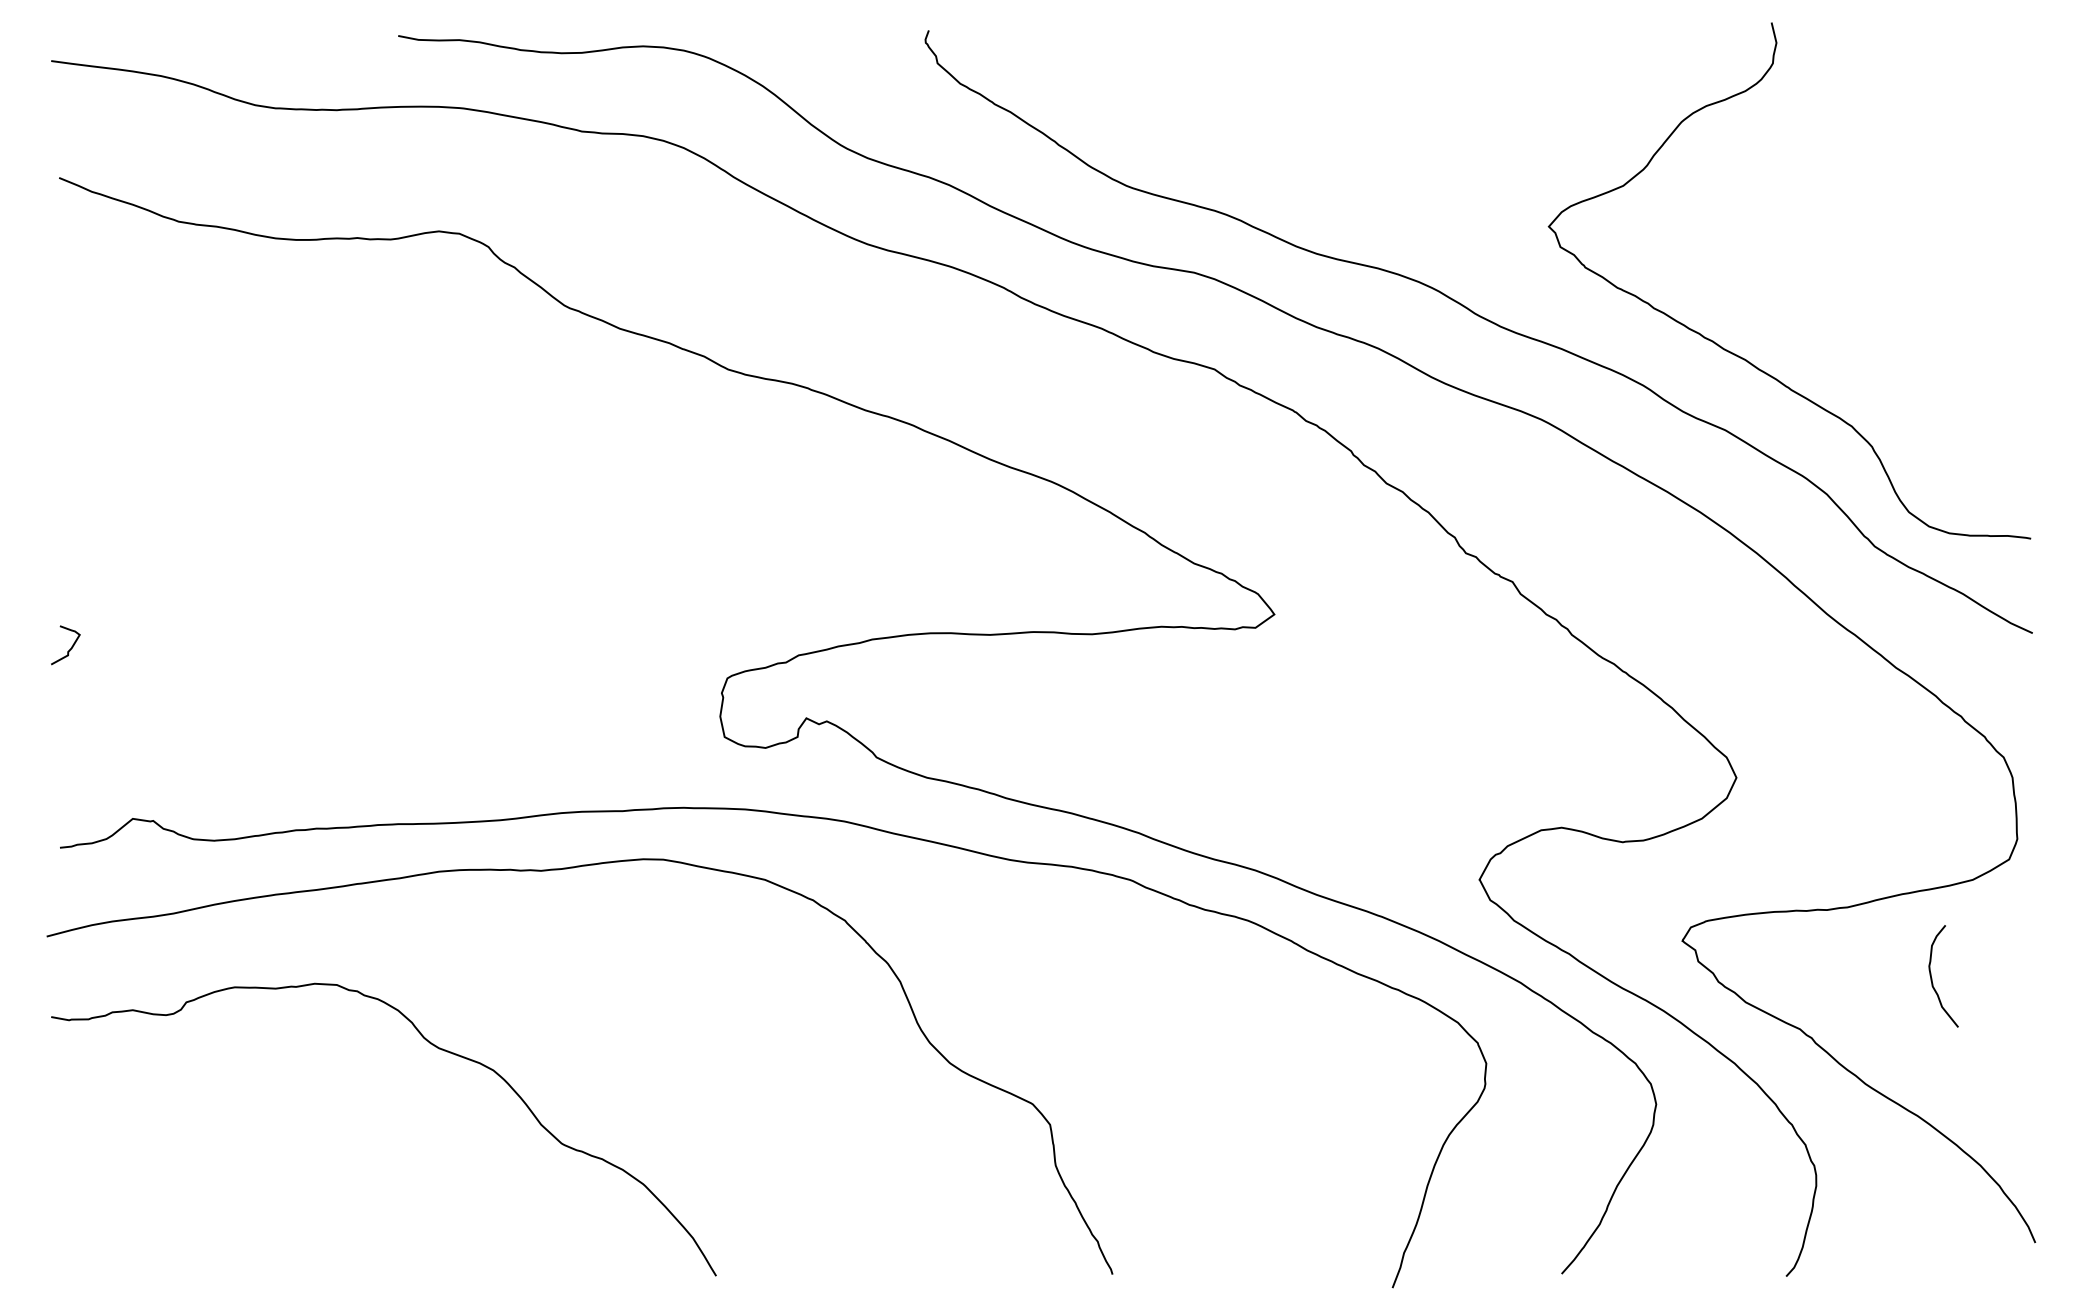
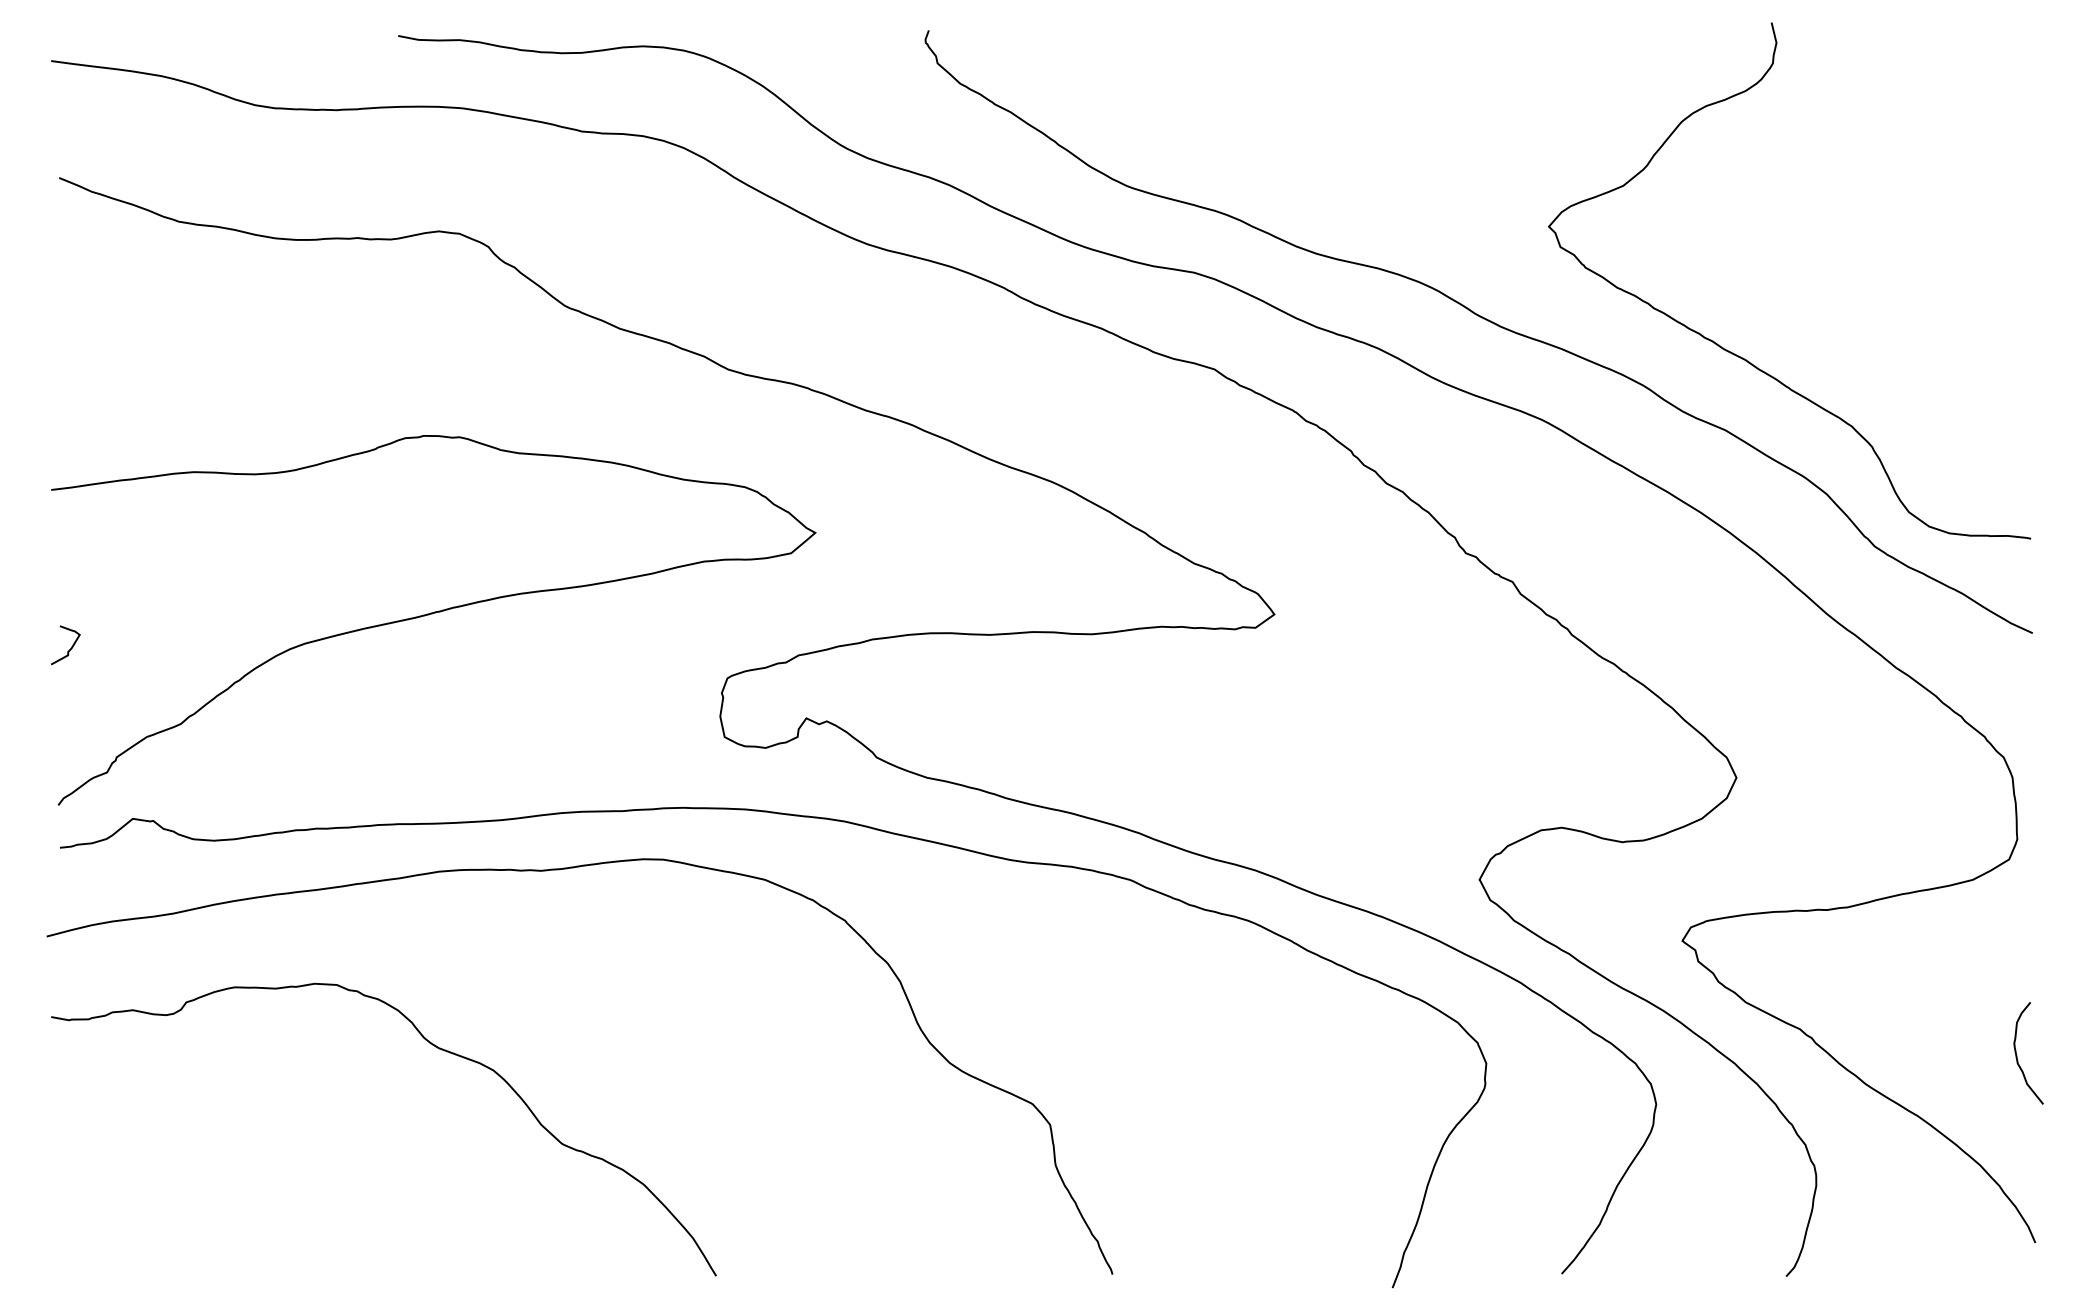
curve: none -> present (432, 614)
curve position: (1932, 978) -> (2017, 1055) (2017, 1055)
